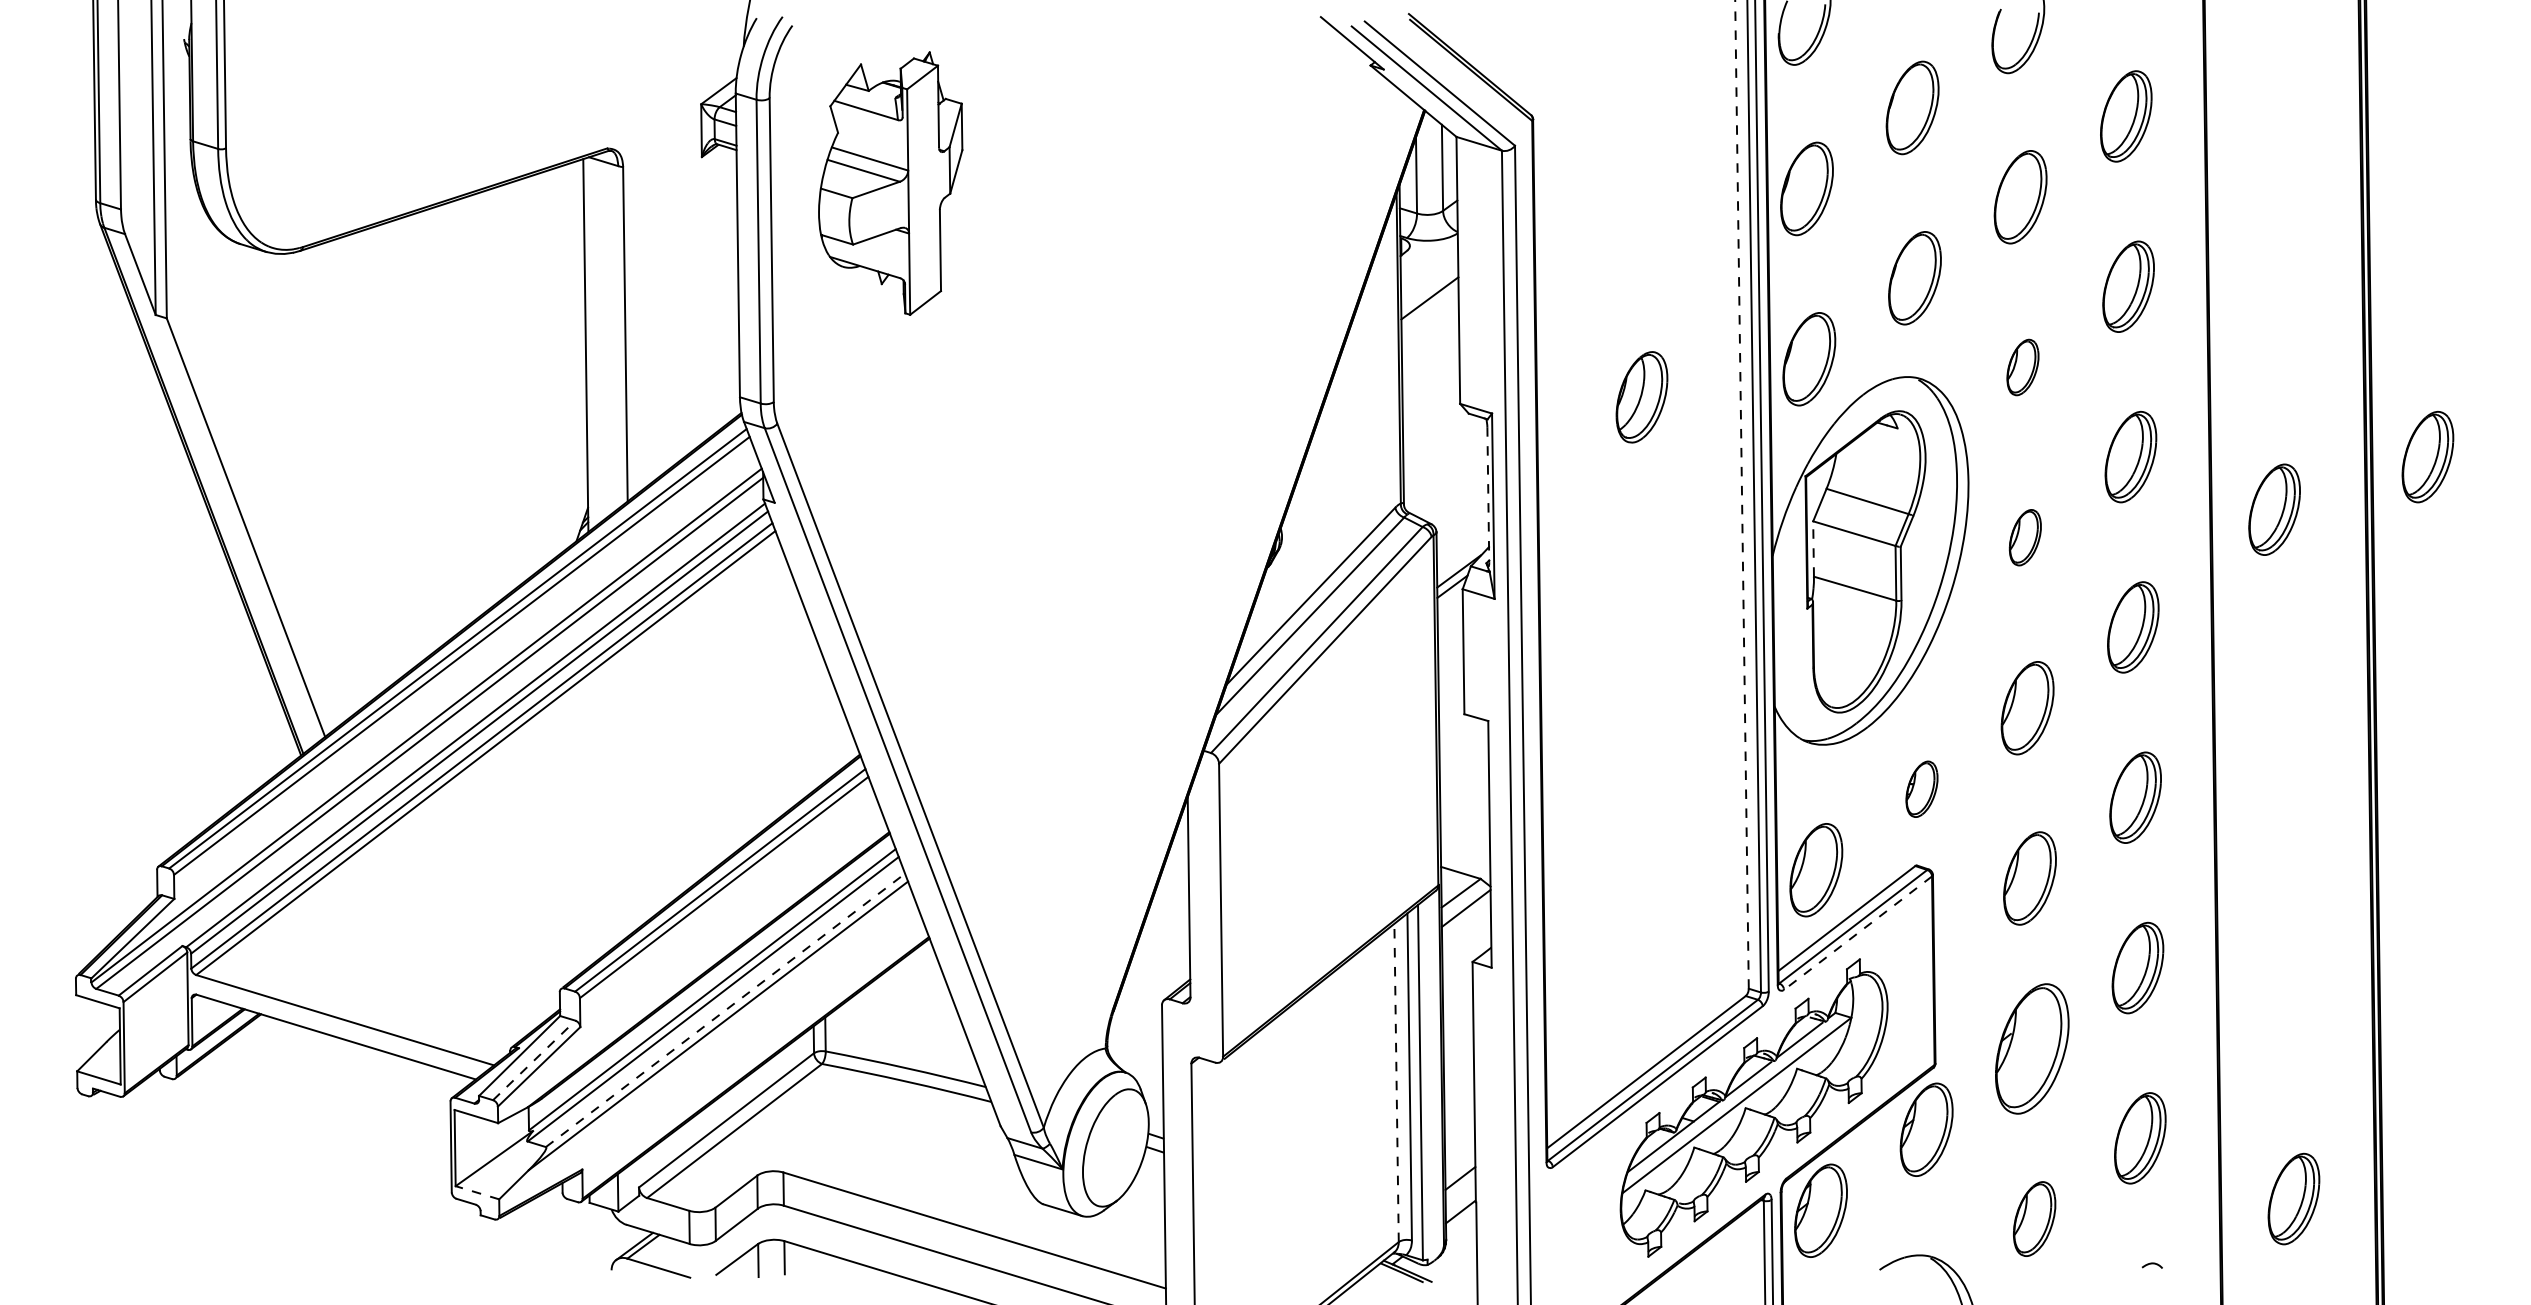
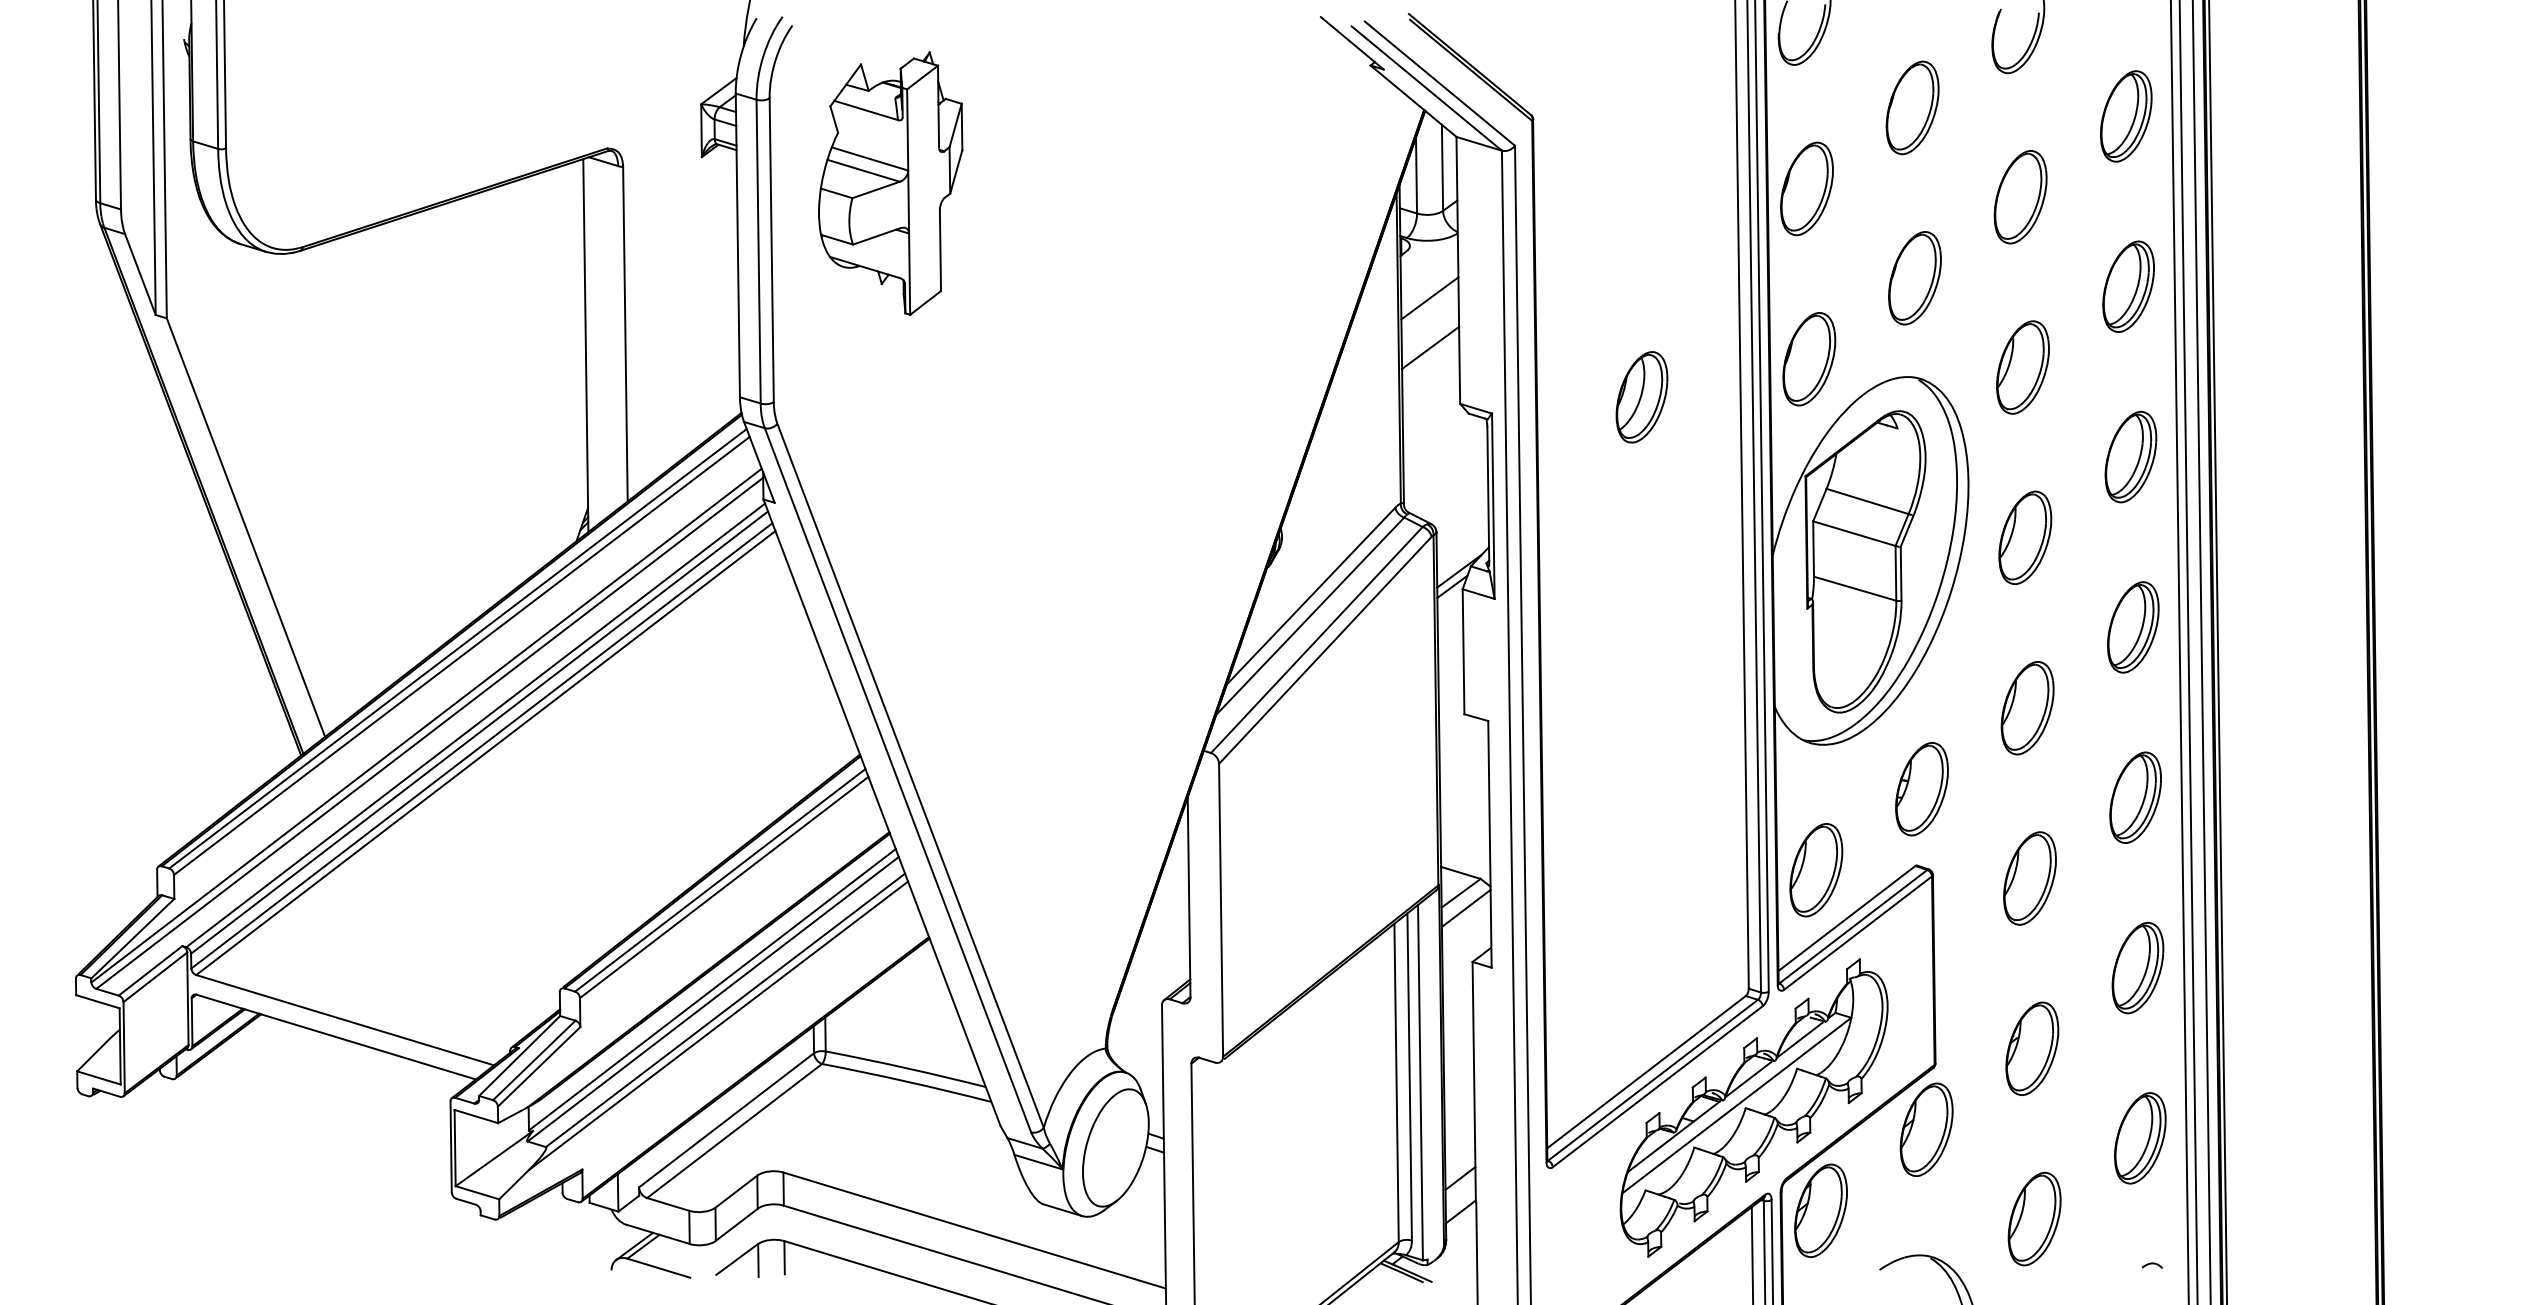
line: none -> present (1430, 347)
part size: 34x59 px -> 54x95 px (2022, 367)
part: present -> none (2427, 456)
line: dashed -> solid (1488, 494)
line: dashed -> solid (1742, 494)
part: present -> none (2274, 509)
part size: 34x58 px -> 55x95 px (2025, 537)
line: dashed -> solid (1813, 549)
line: none -> present (2179, 651)
line: none -> present (2188, 651)
line: none -> present (2201, 651)
line: none -> present (2218, 651)
part size: 34x58 px -> 54x95 px (1921, 789)
line: dashed -> solid (1857, 933)
line: dashed -> solid (725, 1010)
part size: 75x132 px -> 55x95 px (2032, 1048)
line: dashed -> solid (534, 1060)
line: dashed -> solid (1396, 1082)
line: dashed -> solid (477, 1192)
part: present -> none (2293, 1198)
part size: 44x76 px -> 55x96 px (2034, 1218)
line: none -> present (1752, 1254)
